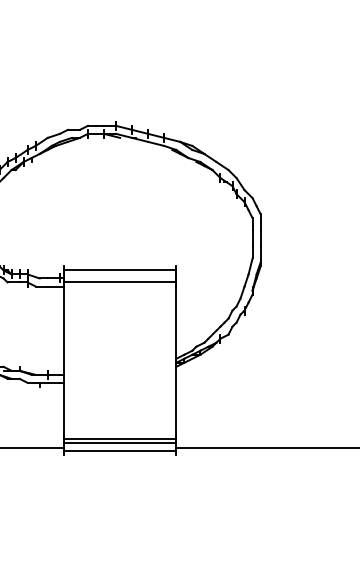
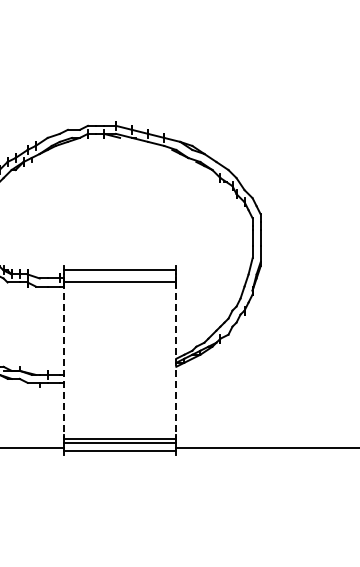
line: solid -> dashed (63, 361)
line: solid -> dashed (176, 361)
